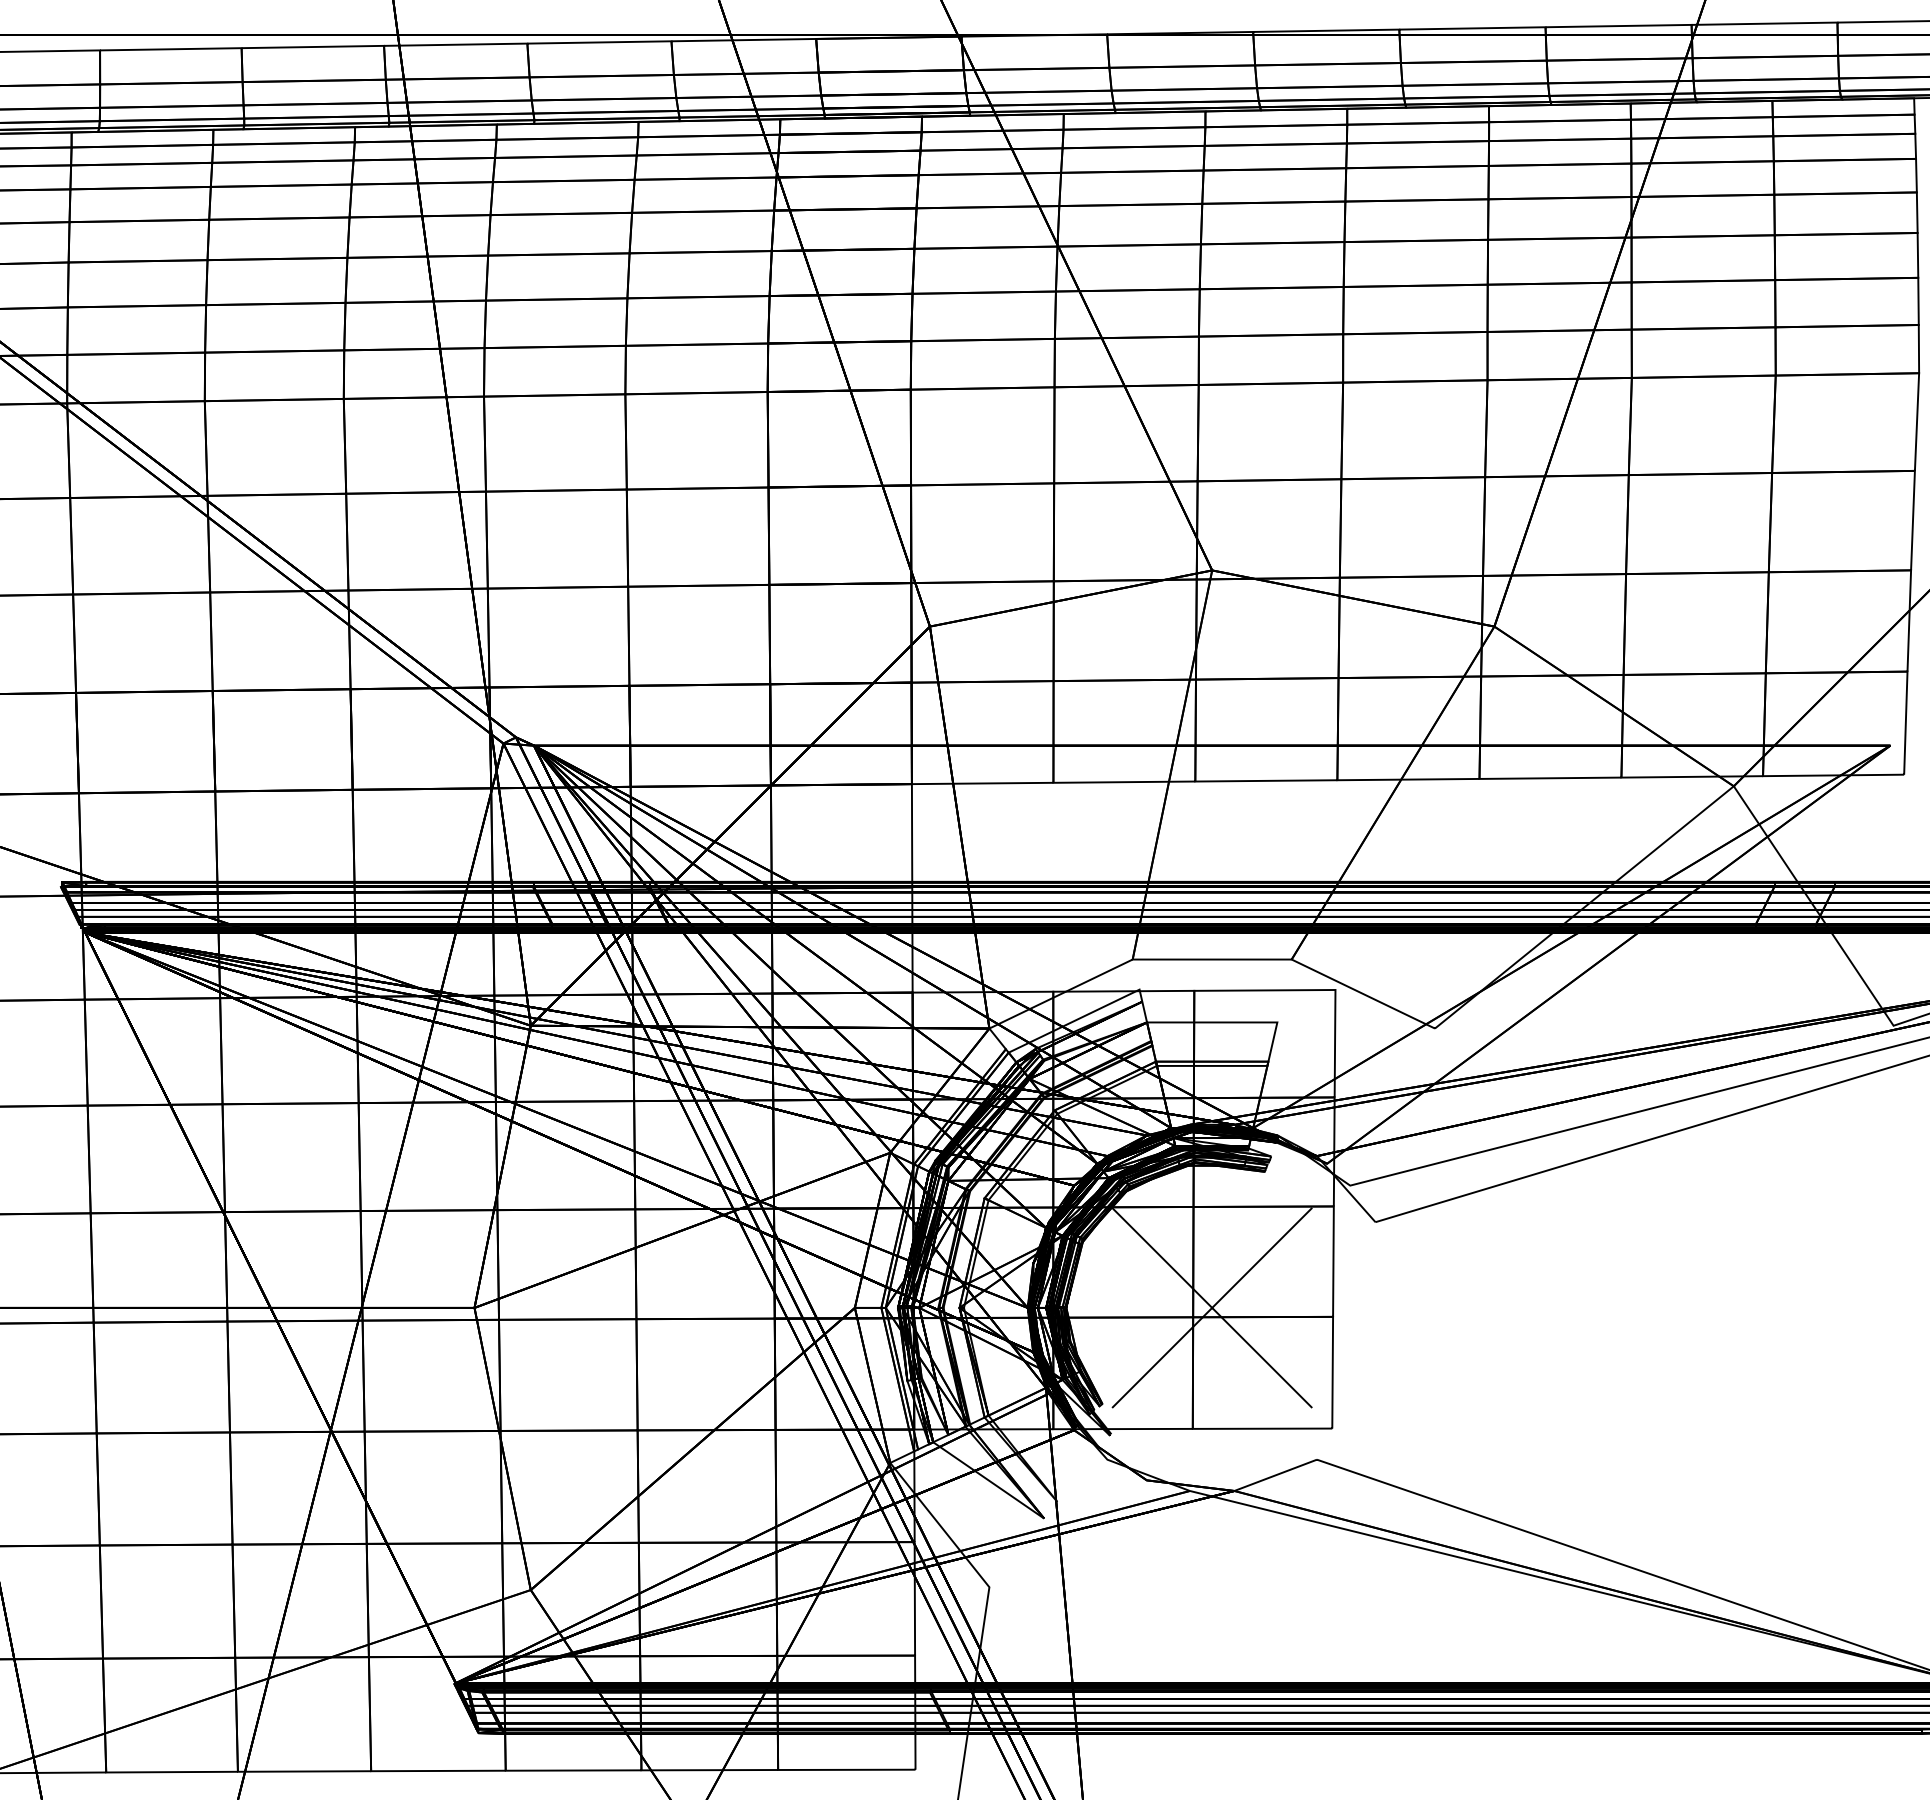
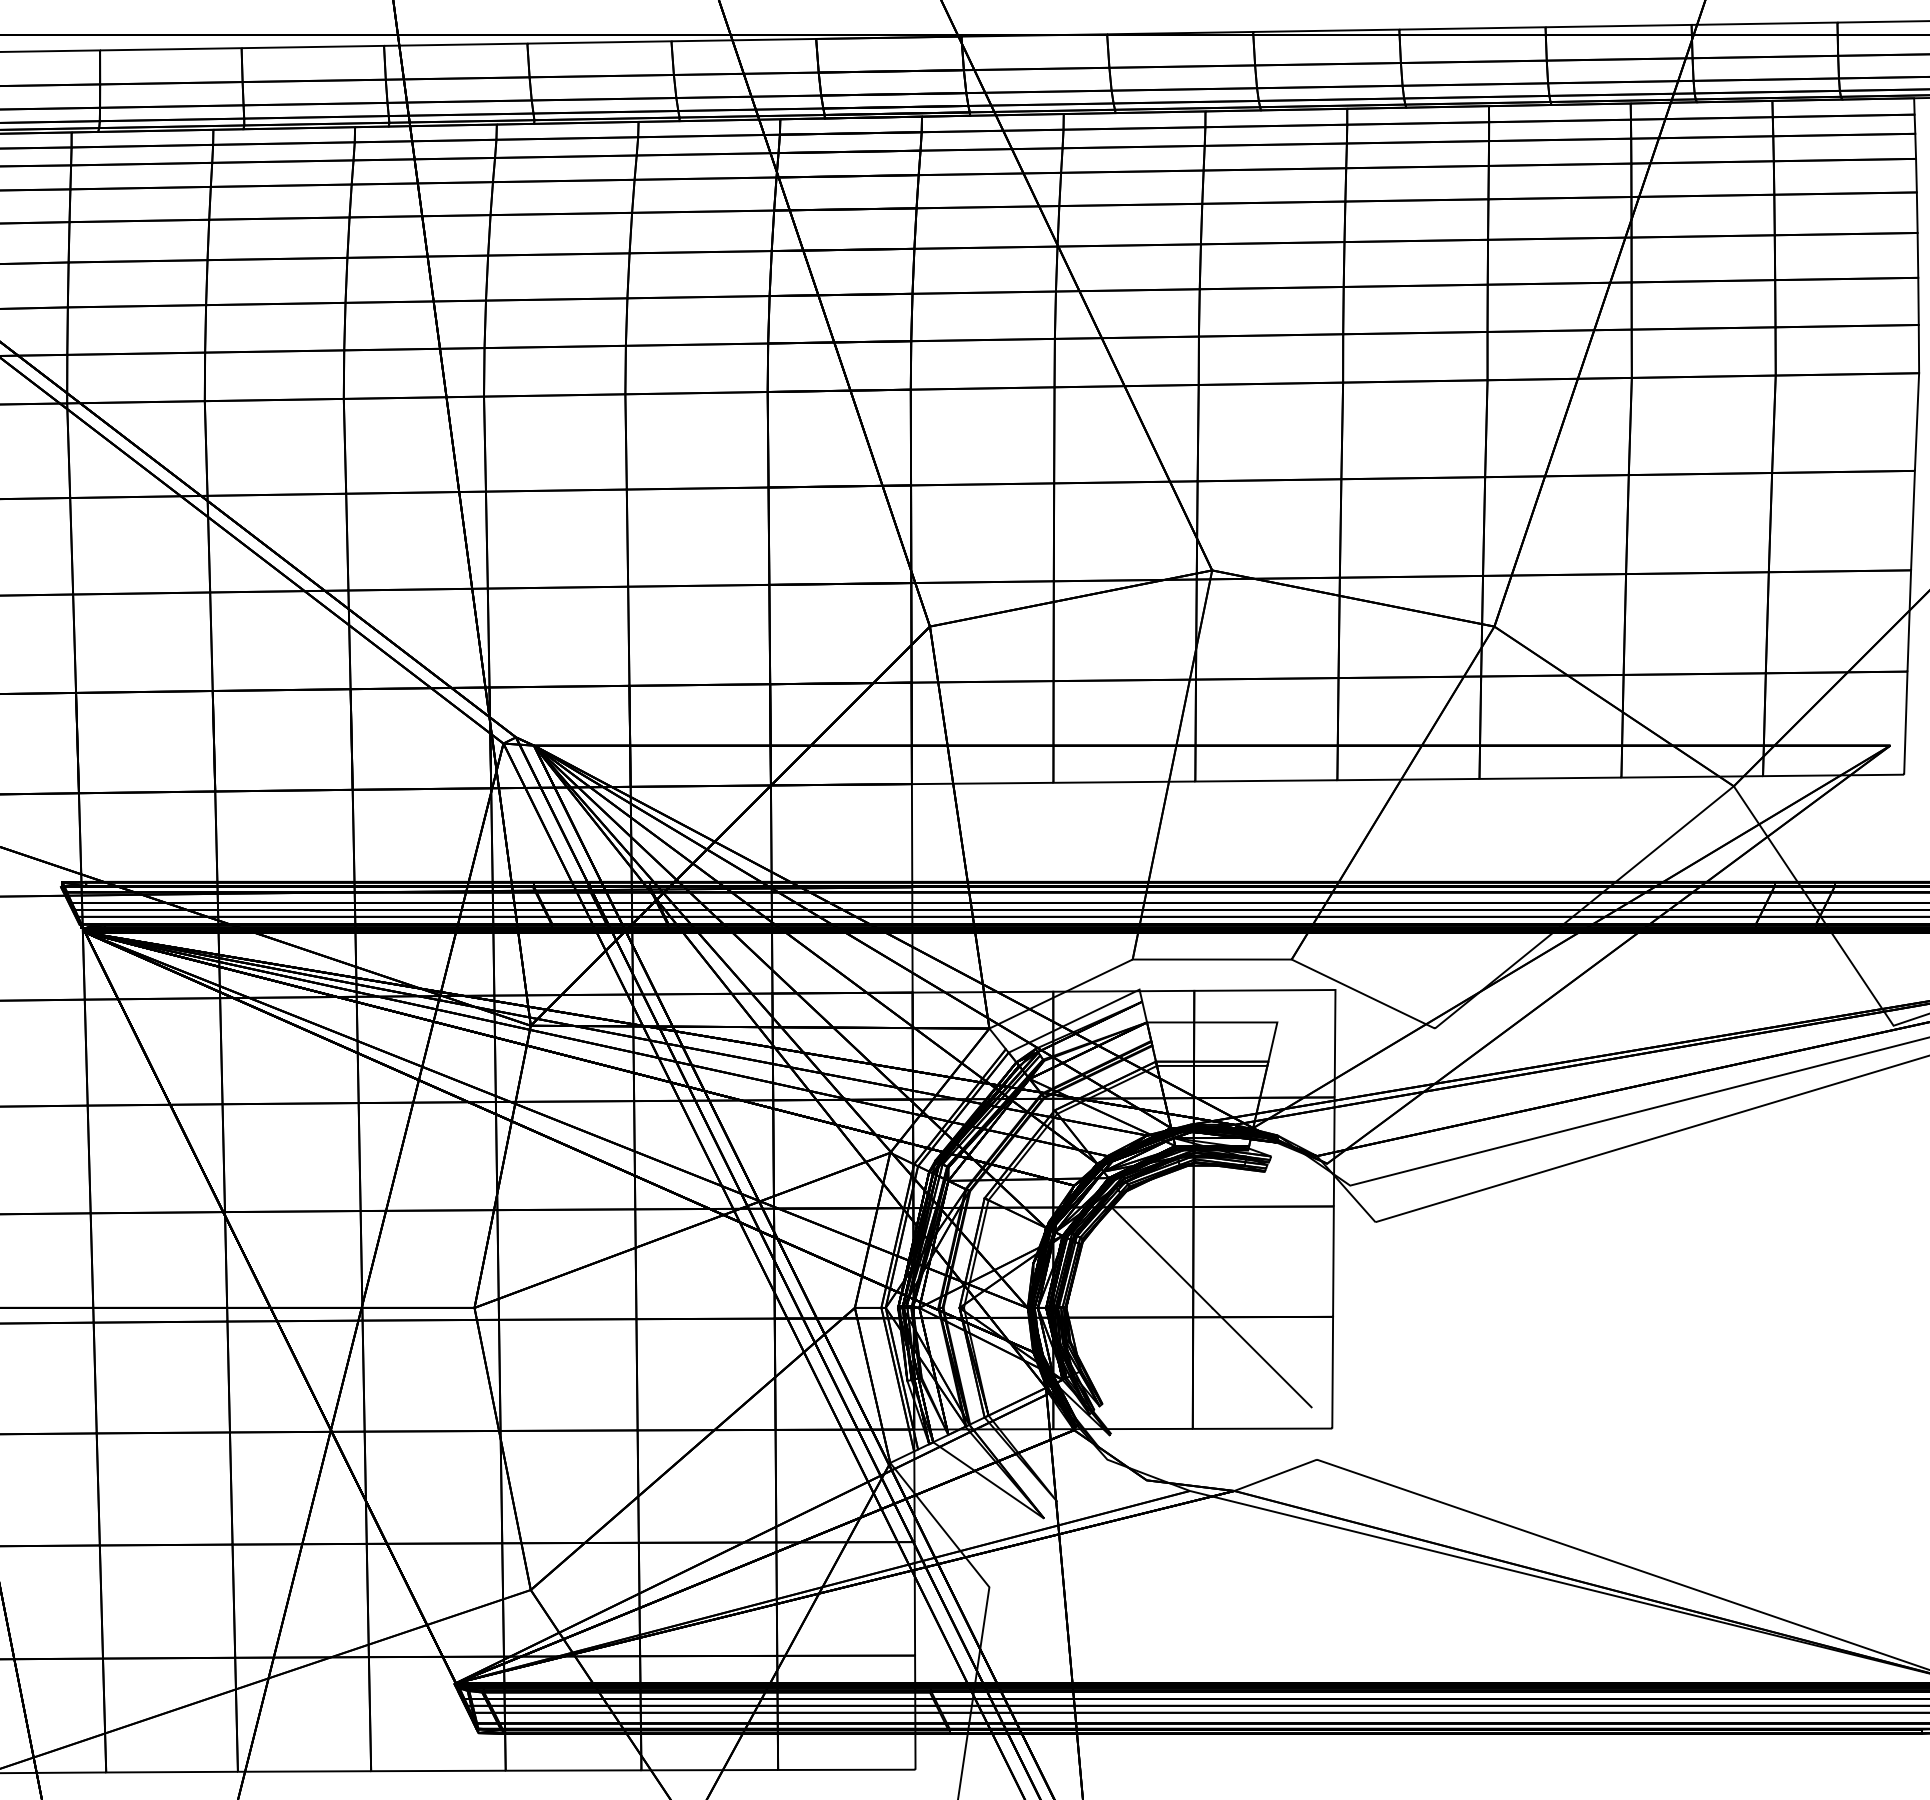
line: present -> none (1211, 1307)
